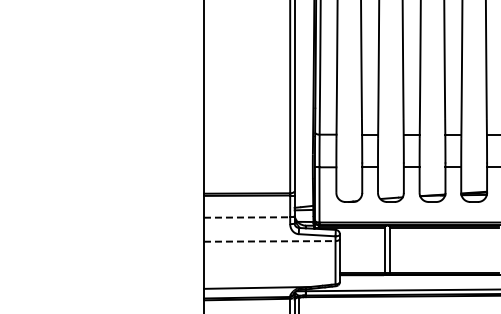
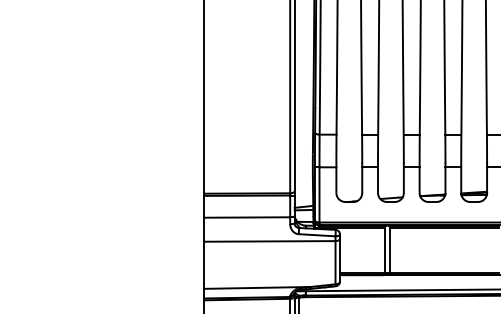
line: dashed -> solid (247, 217)
line: dashed -> solid (269, 241)
